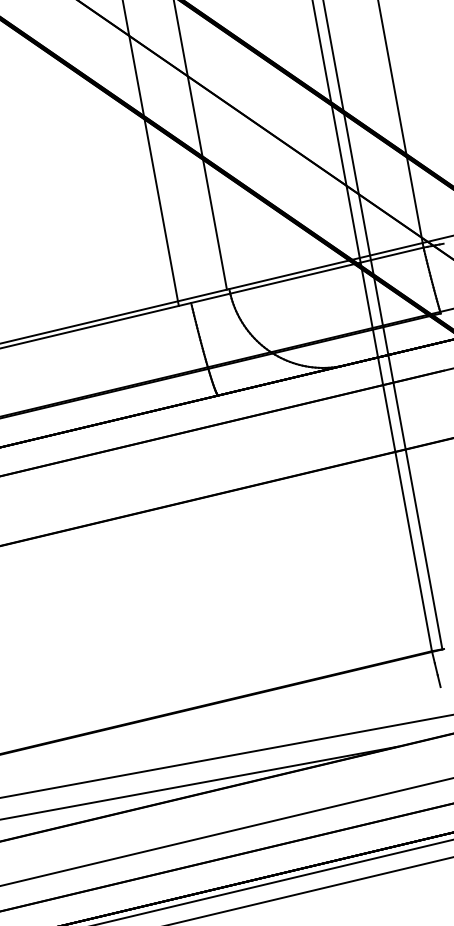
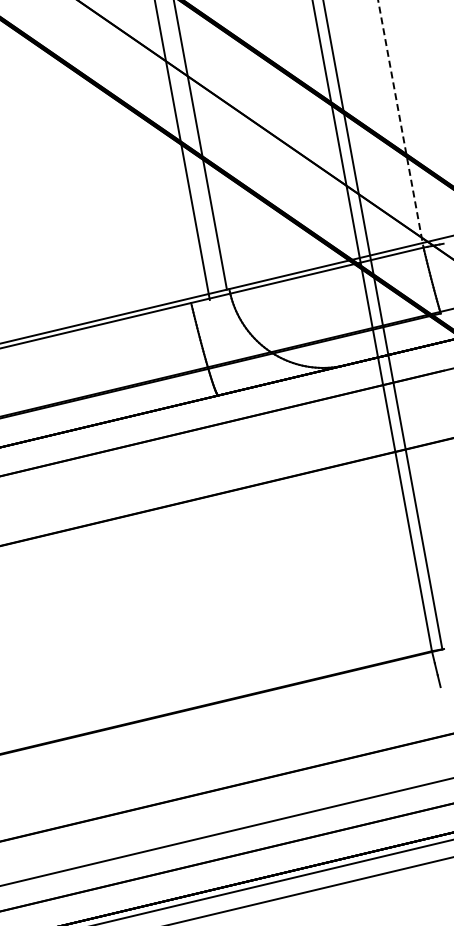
line: solid -> dashed (400, 124)
line position: (150, 153) -> (182, 150) (182, 150)
line: present -> none (226, 756)
line: present -> none (199, 782)
